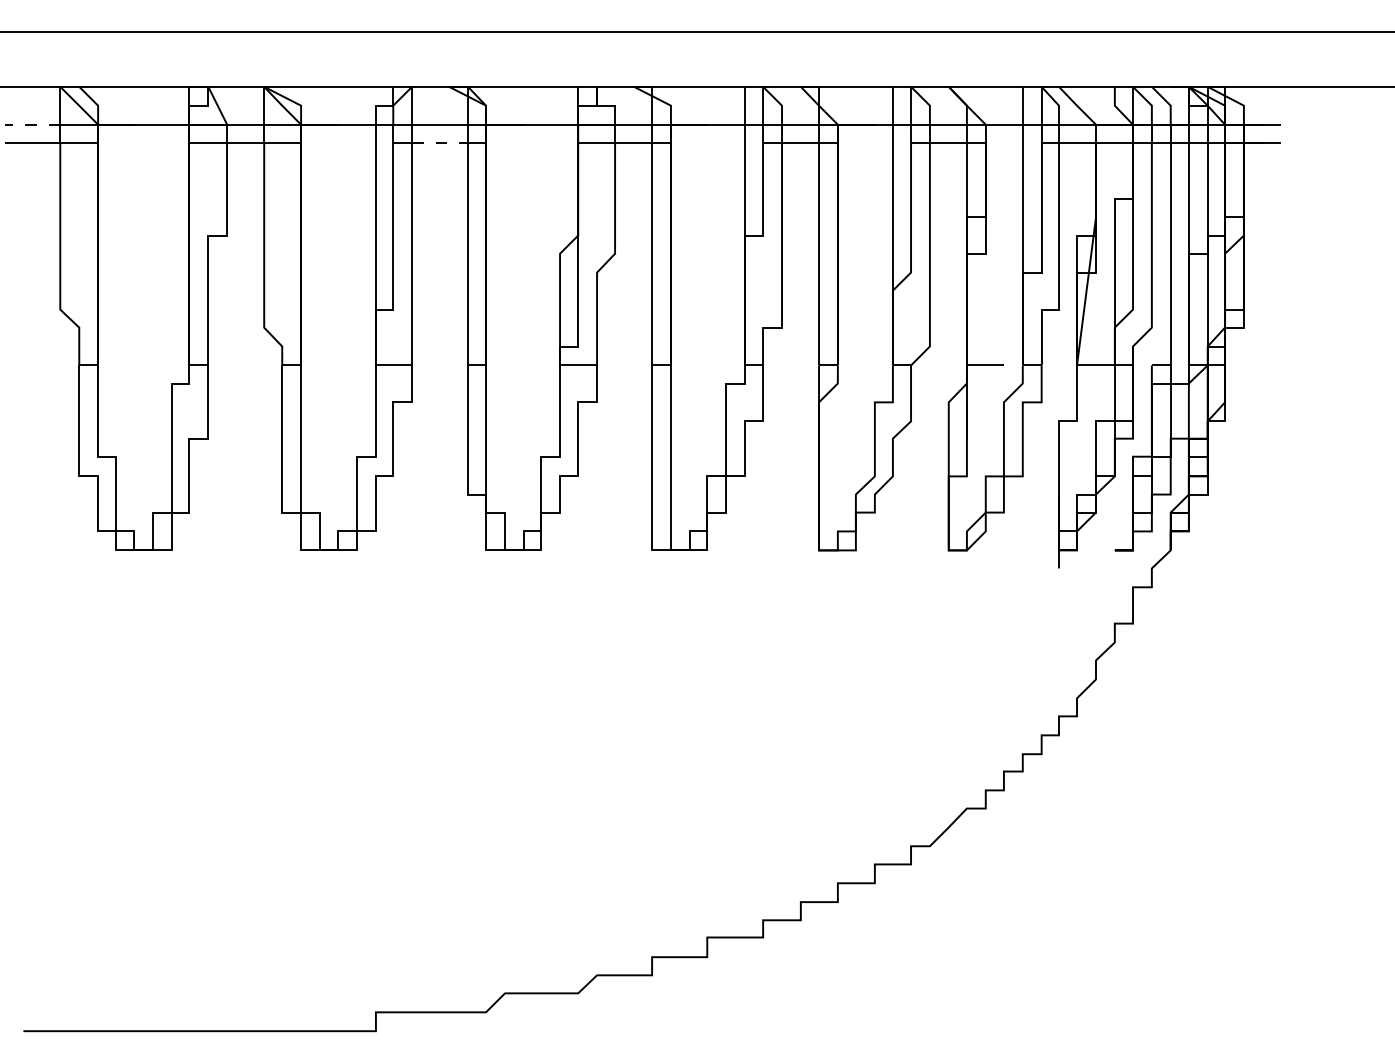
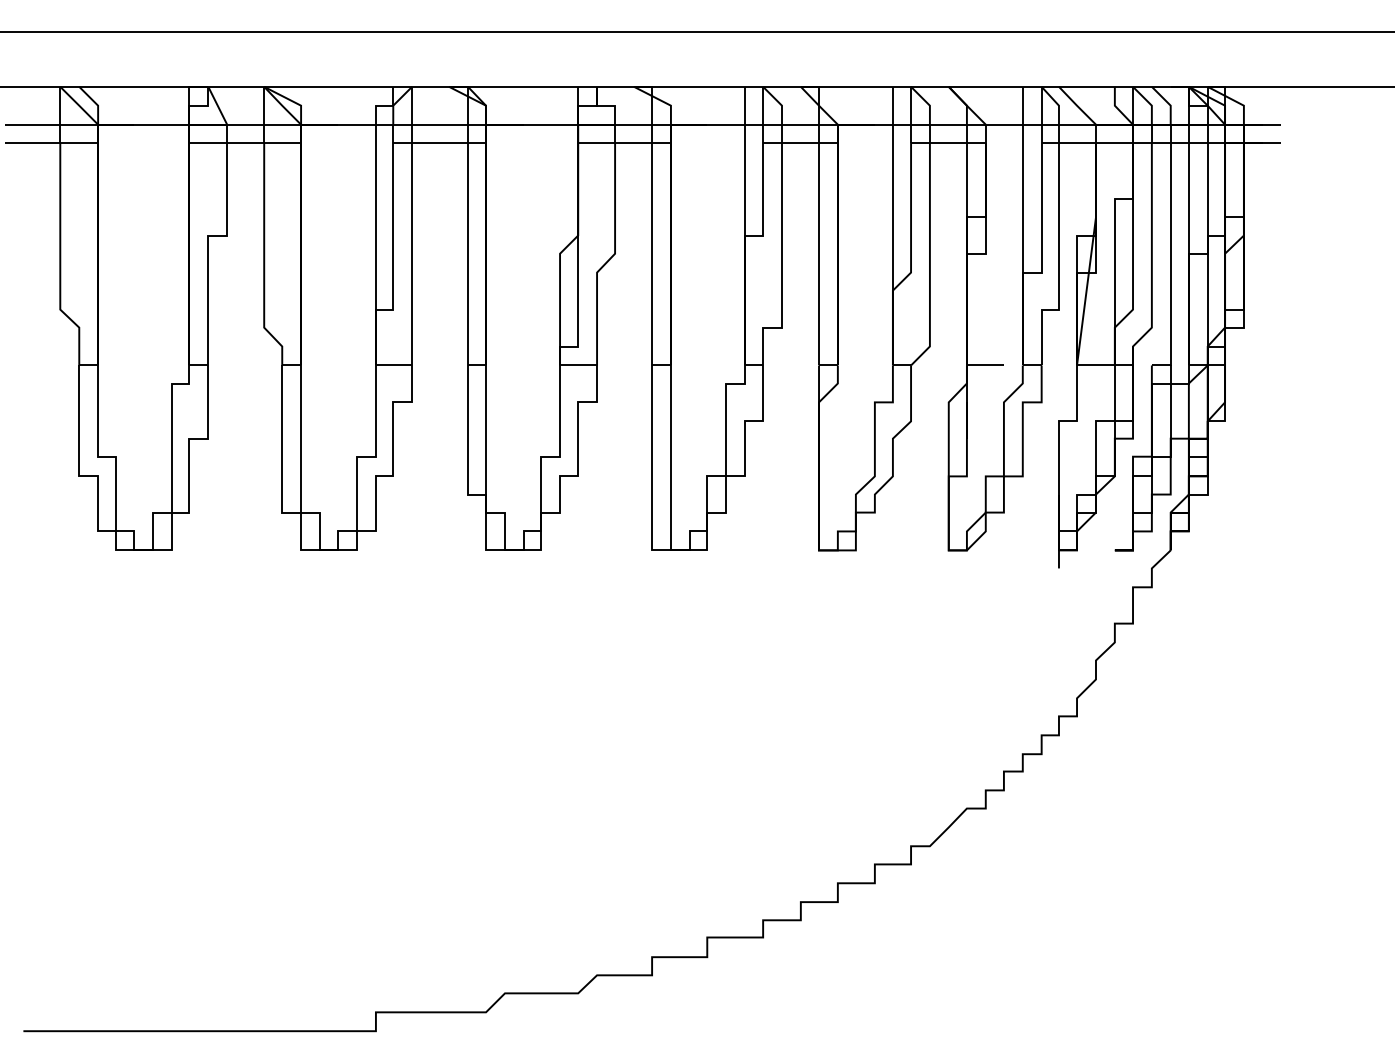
line: dashed -> solid (32, 124)
line: dashed -> solid (440, 142)
